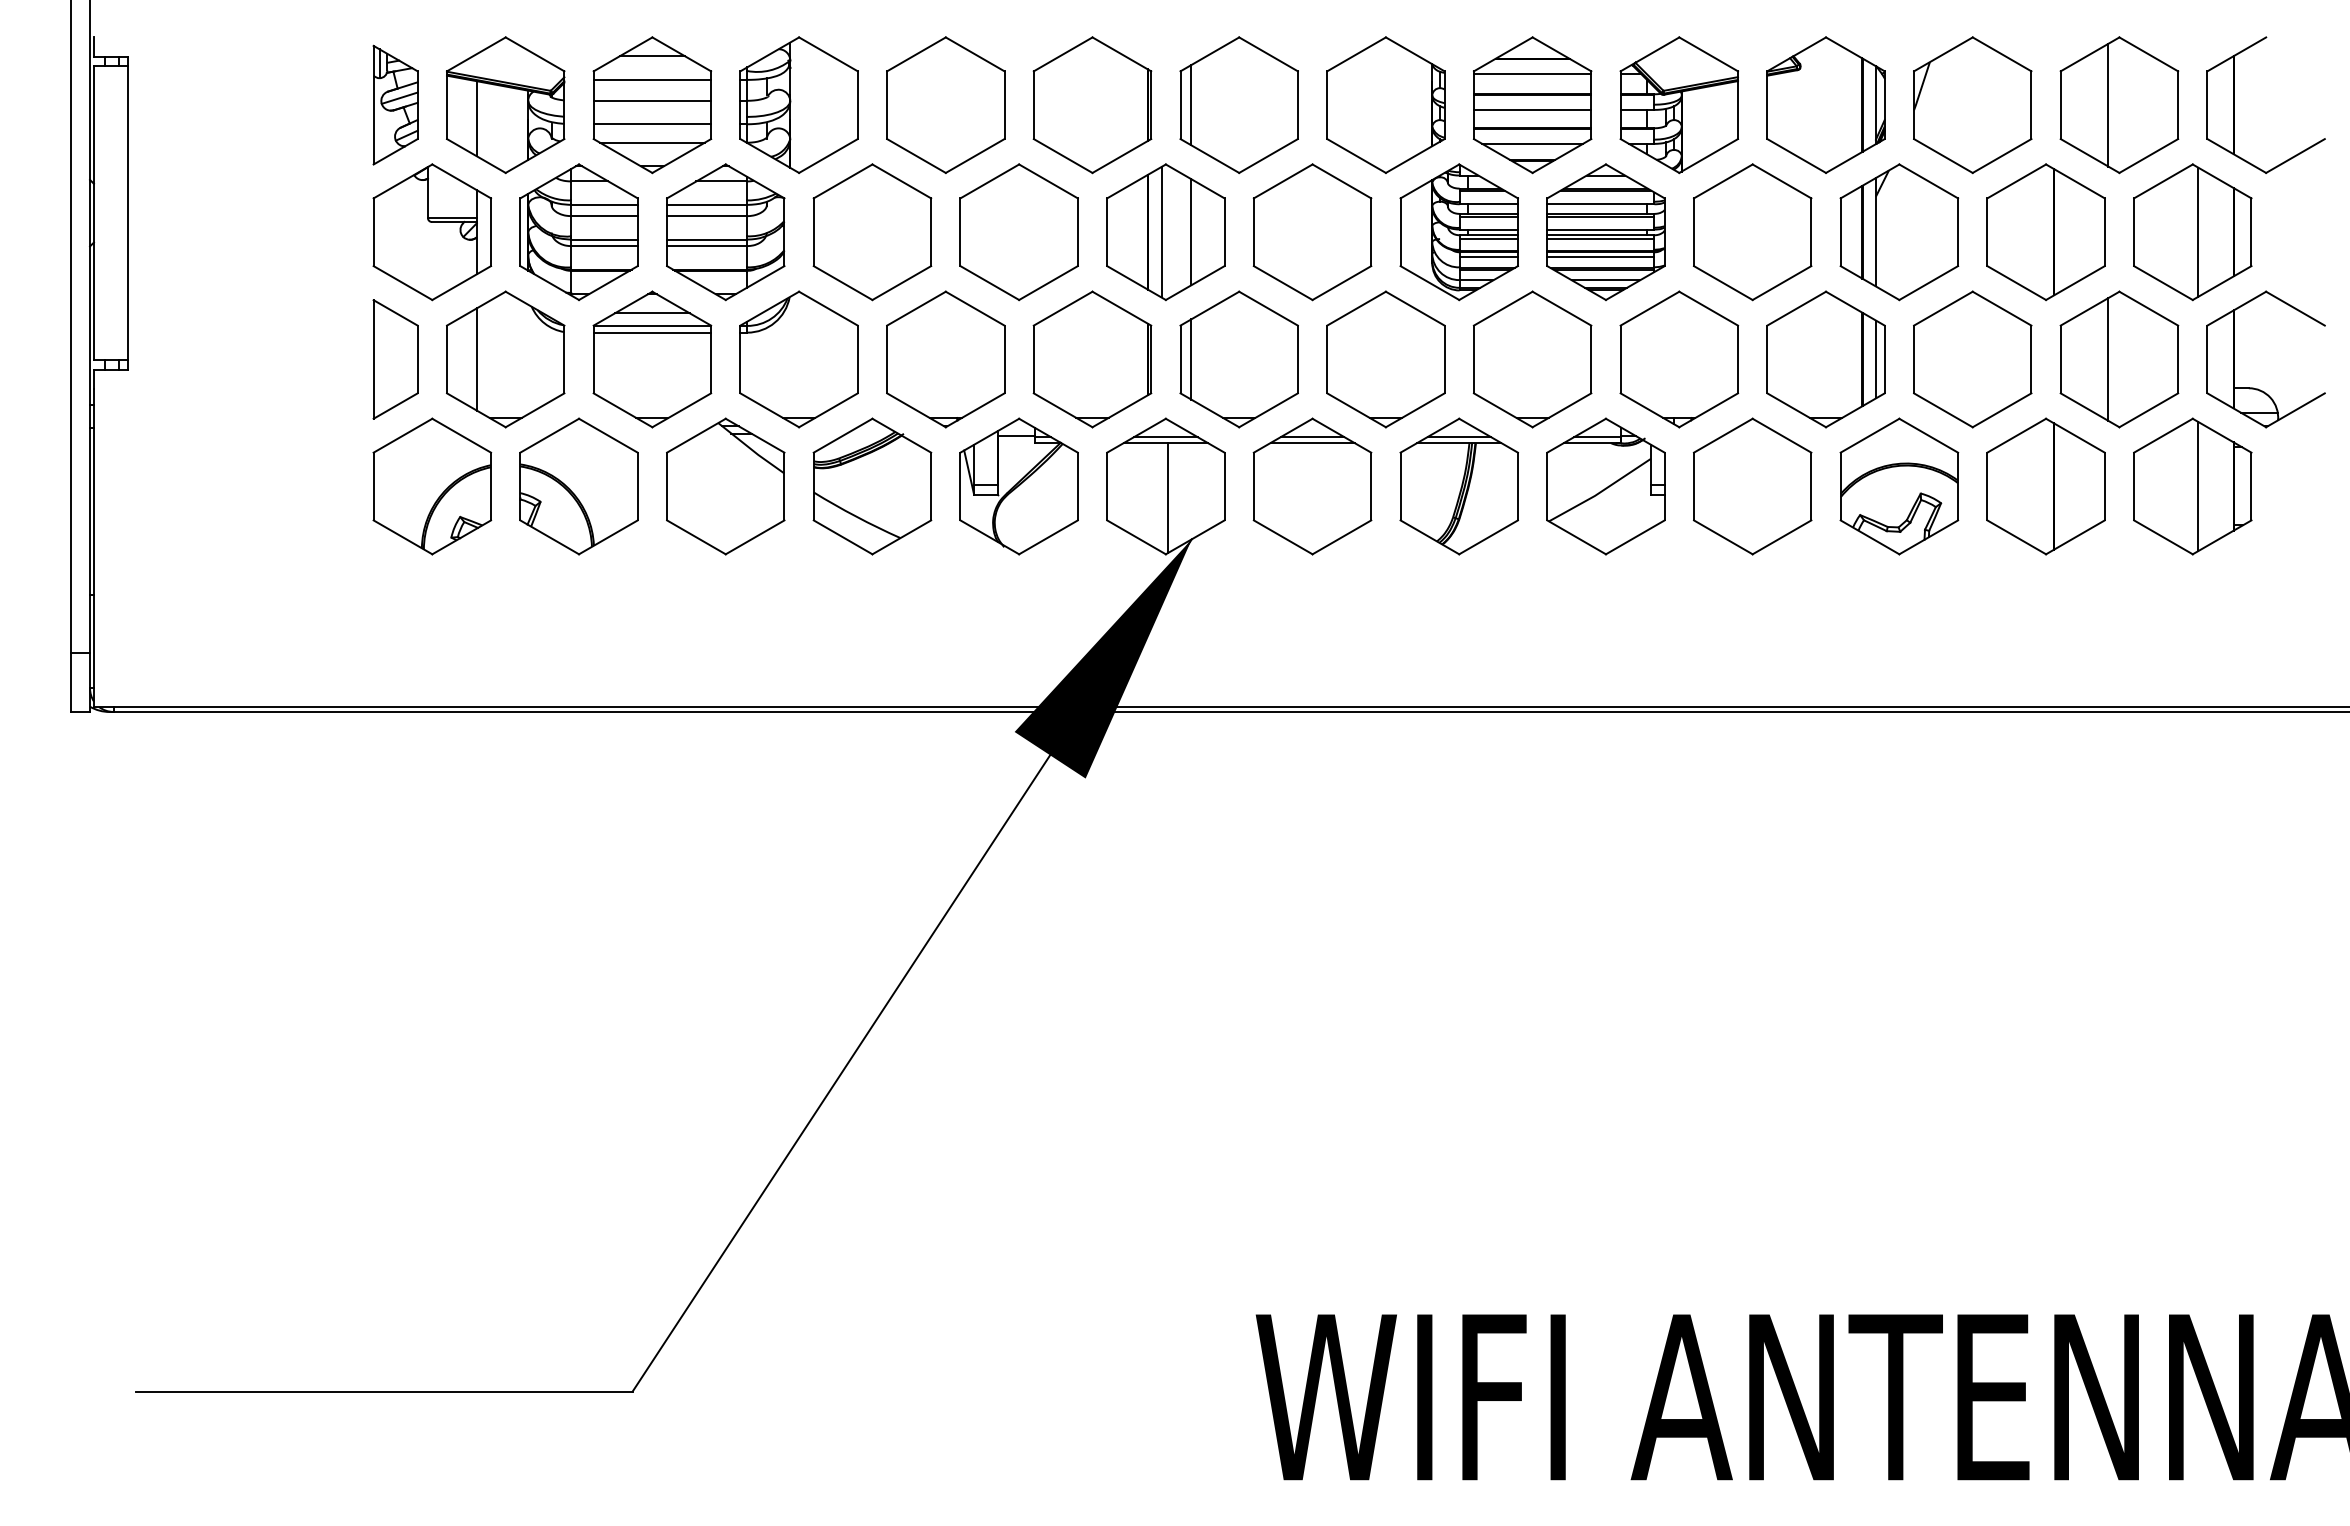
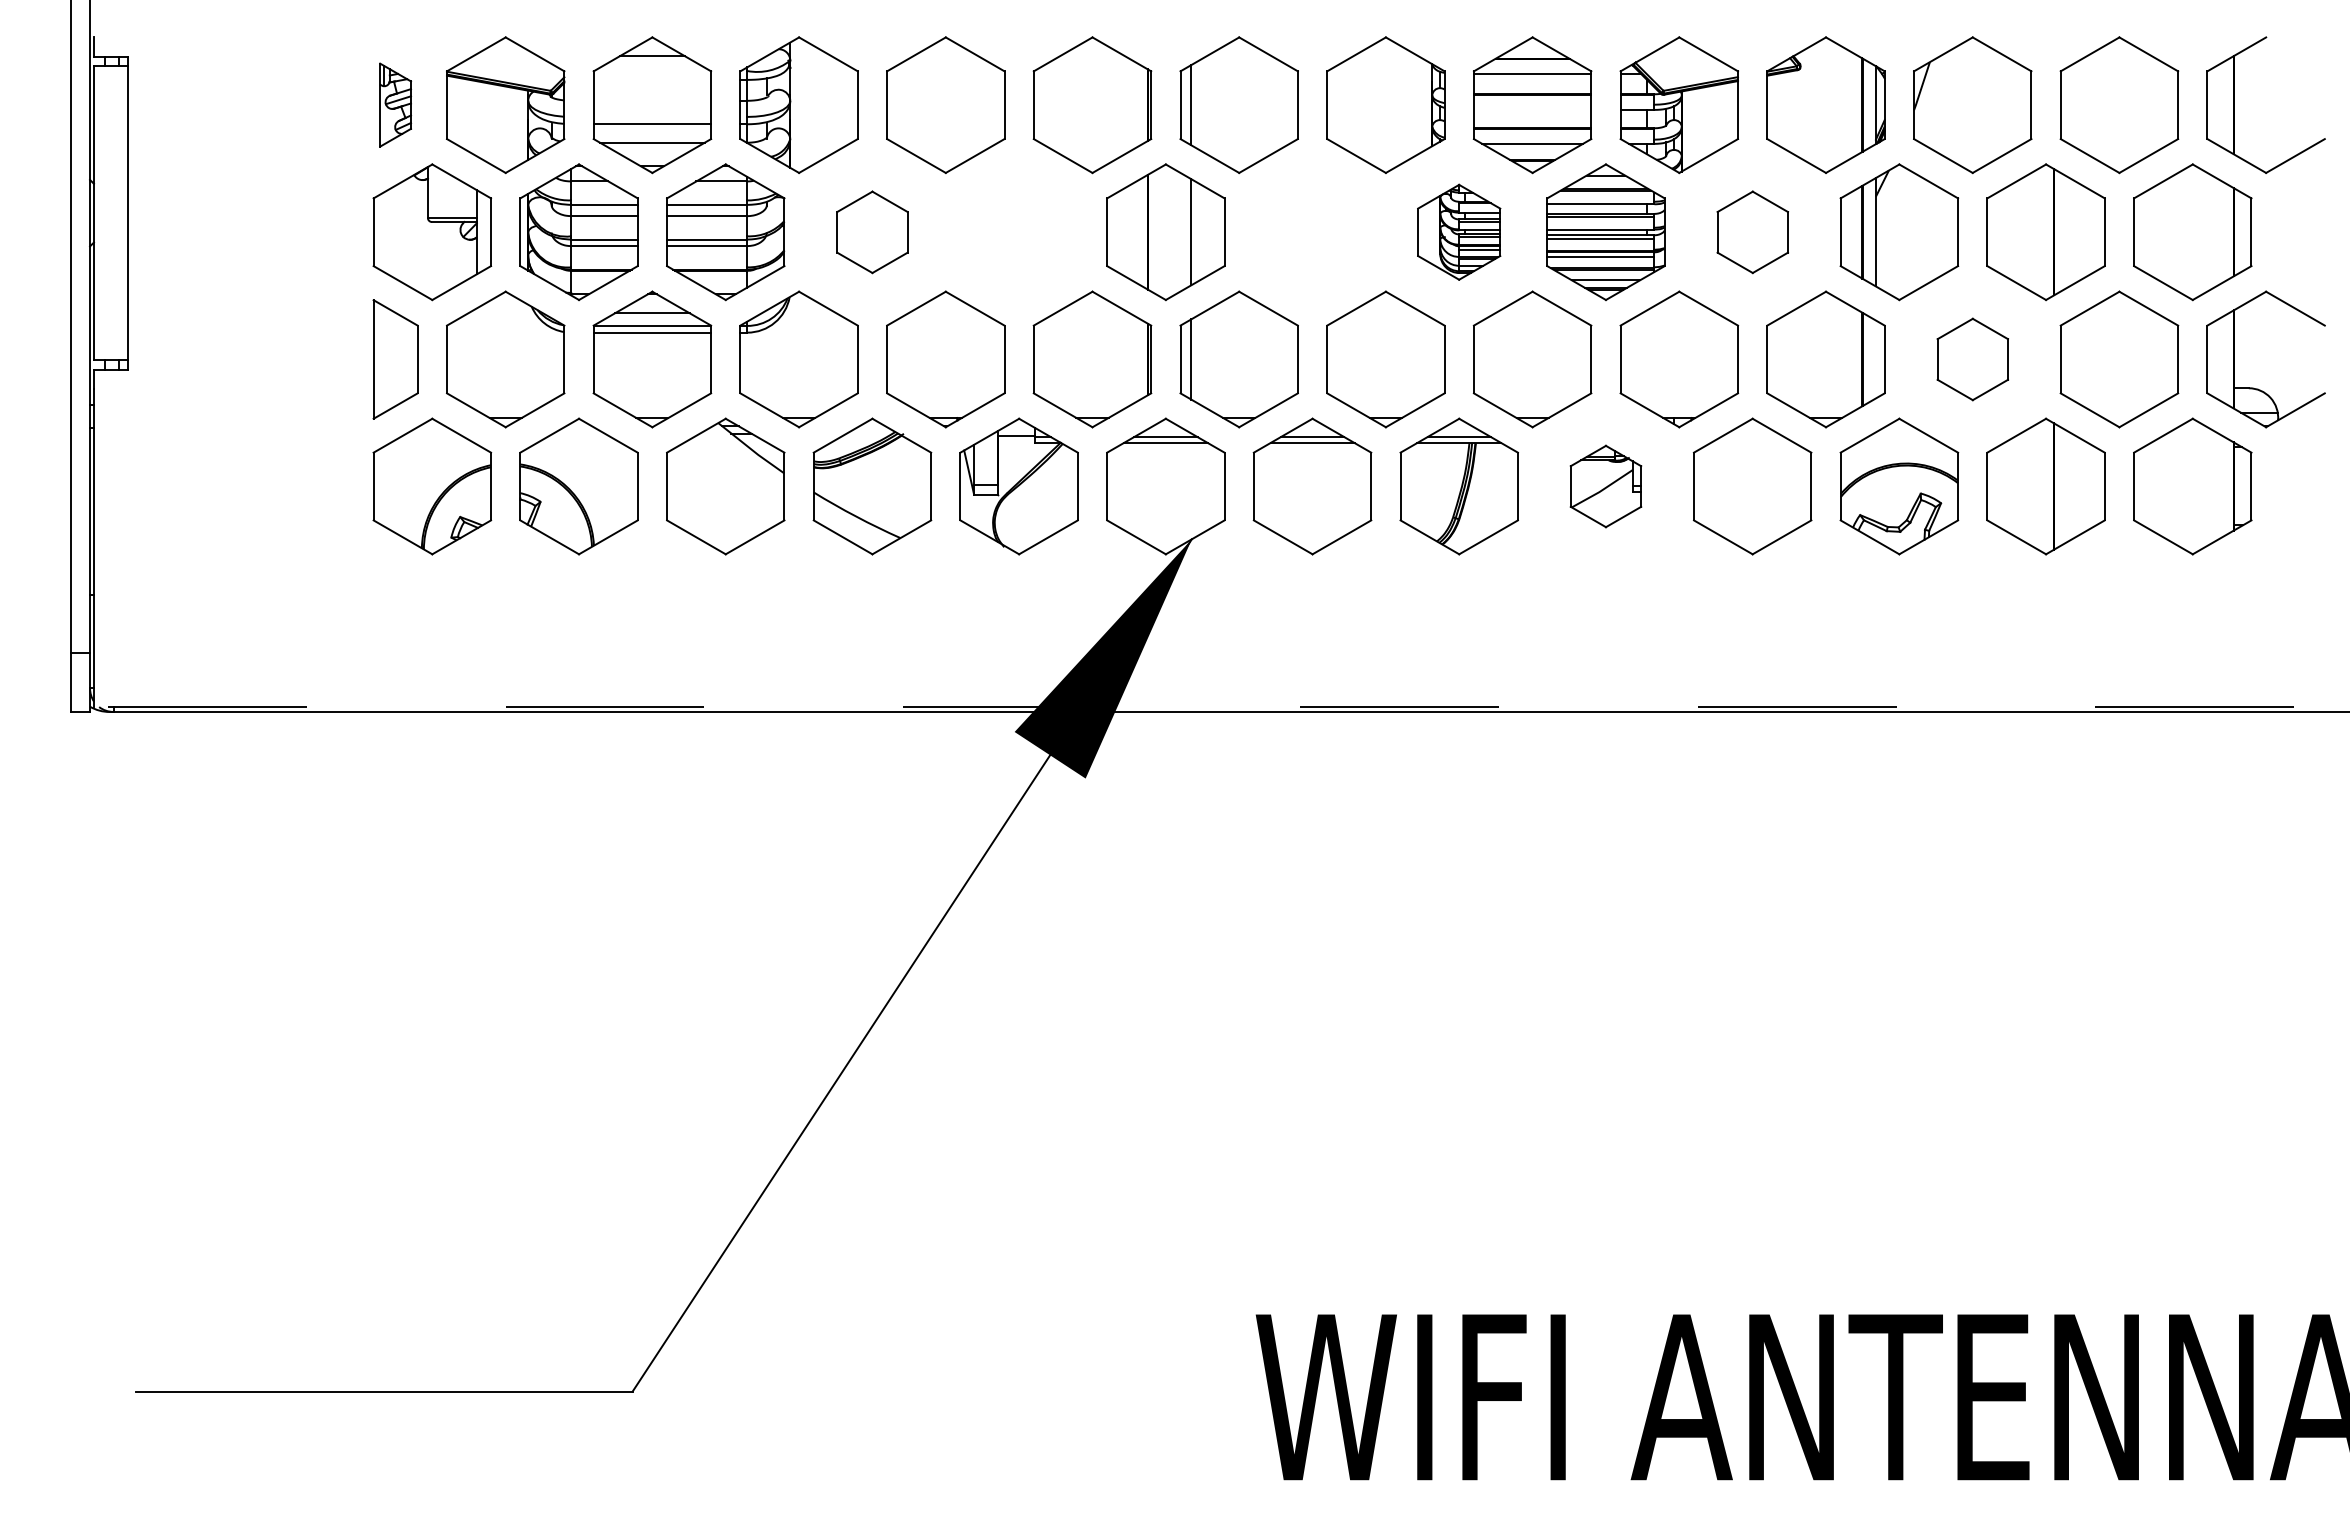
line: present -> none (652, 79)
line: present -> none (652, 100)
part size: 47x122 px -> 34x86 px (395, 104)
line: present -> none (2108, 104)
line: present -> none (1532, 109)
line: present -> none (476, 118)
line: present -> none (2198, 231)
part size: 121x139 px -> 73x85 px (872, 232)
part: present -> none (1018, 232)
line: present -> none (1161, 232)
part: present -> none (1312, 232)
part size: 120x139 px -> 85x98 px (1459, 231)
part size: 120x139 px -> 73x85 px (1752, 232)
line: present -> none (476, 359)
line: present -> none (1875, 359)
part size: 120x139 px -> 73x85 px (1972, 359)
line: present -> none (2108, 359)
part size: 120x139 px -> 74x85 px (1605, 486)
line: present -> none (2198, 486)
line: present -> none (1168, 497)
line: solid -> dashed (1221, 707)
